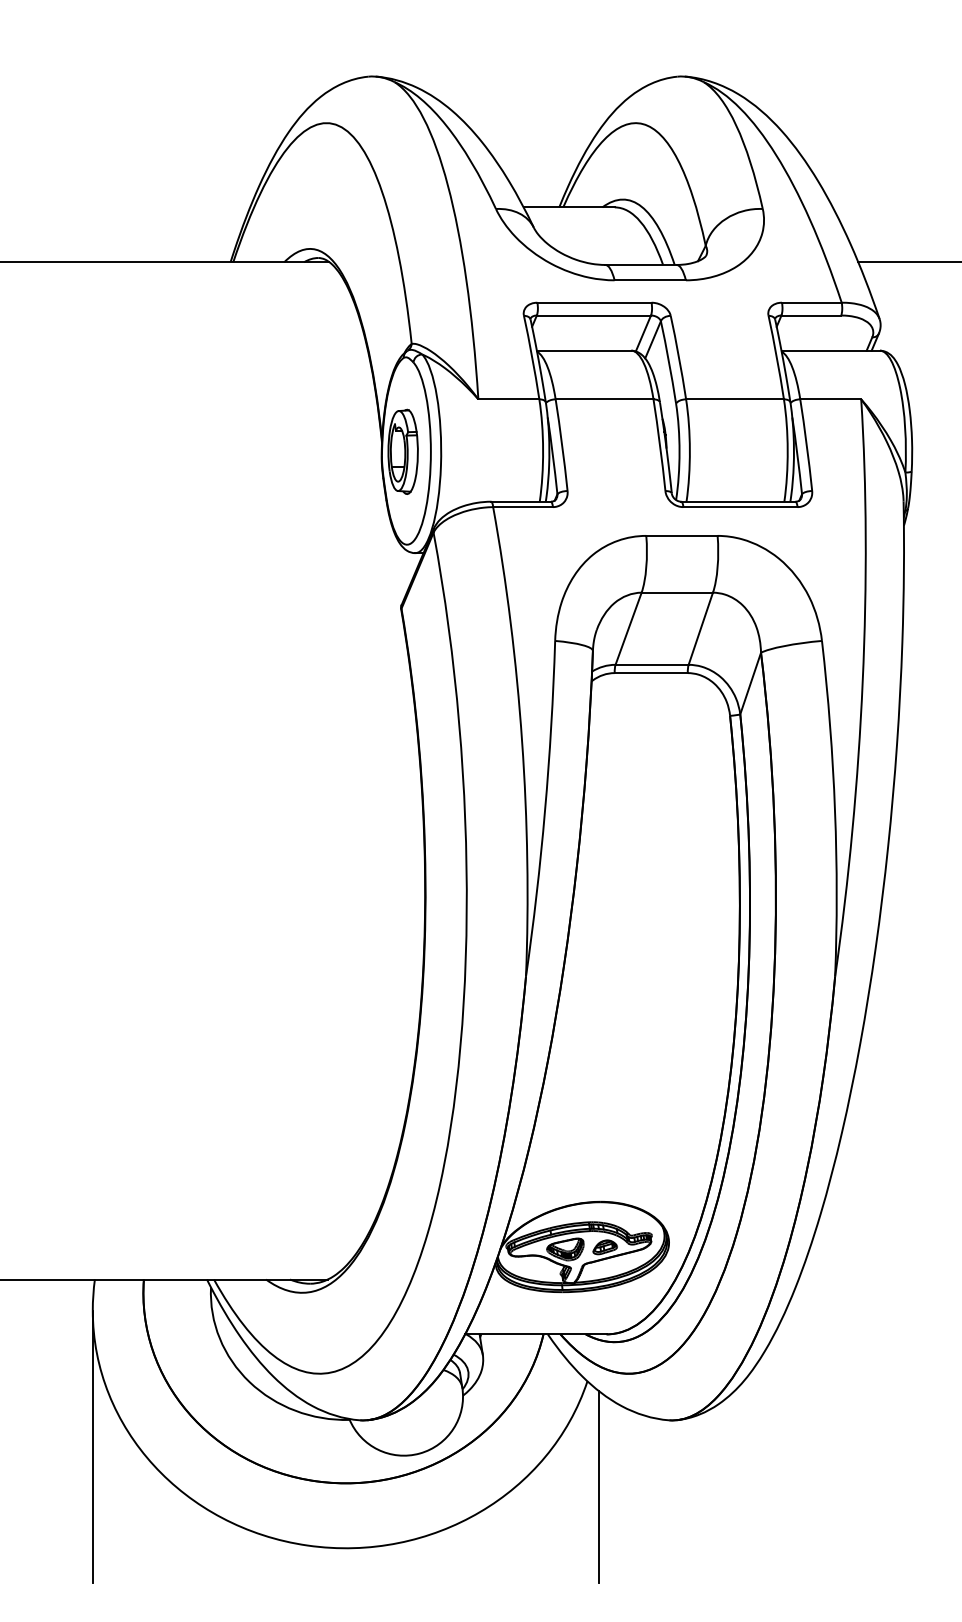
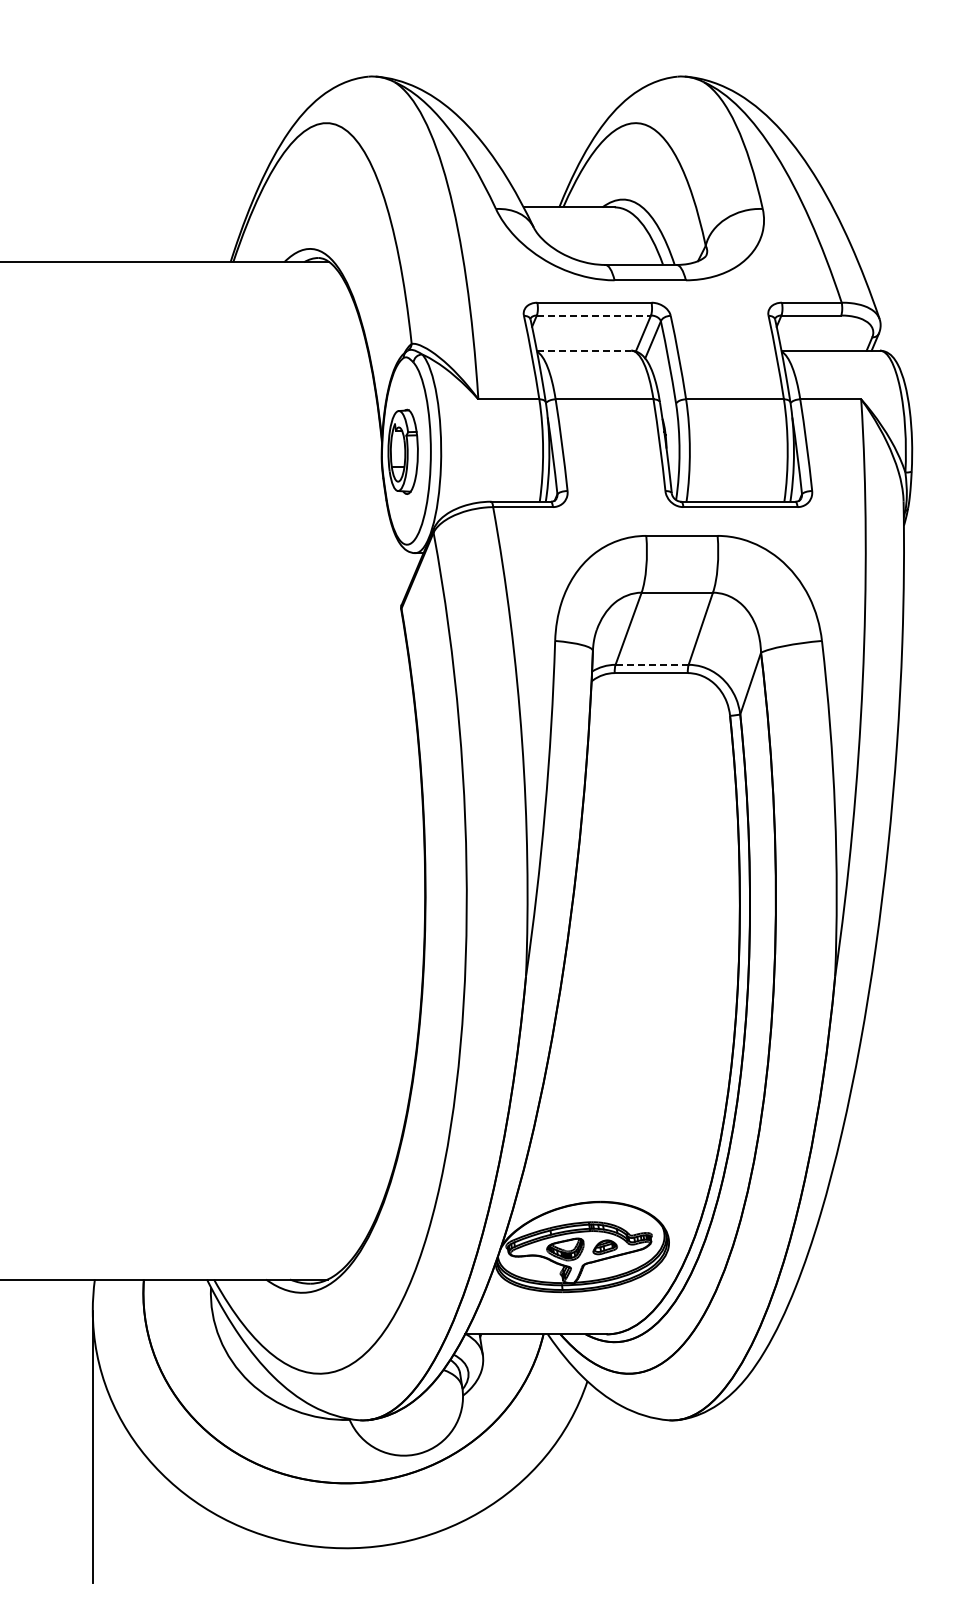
line: present -> none (908, 262)
line: solid -> dashed (594, 315)
line: solid -> dashed (584, 350)
line: solid -> dashed (652, 664)
line: present -> none (598, 1487)
